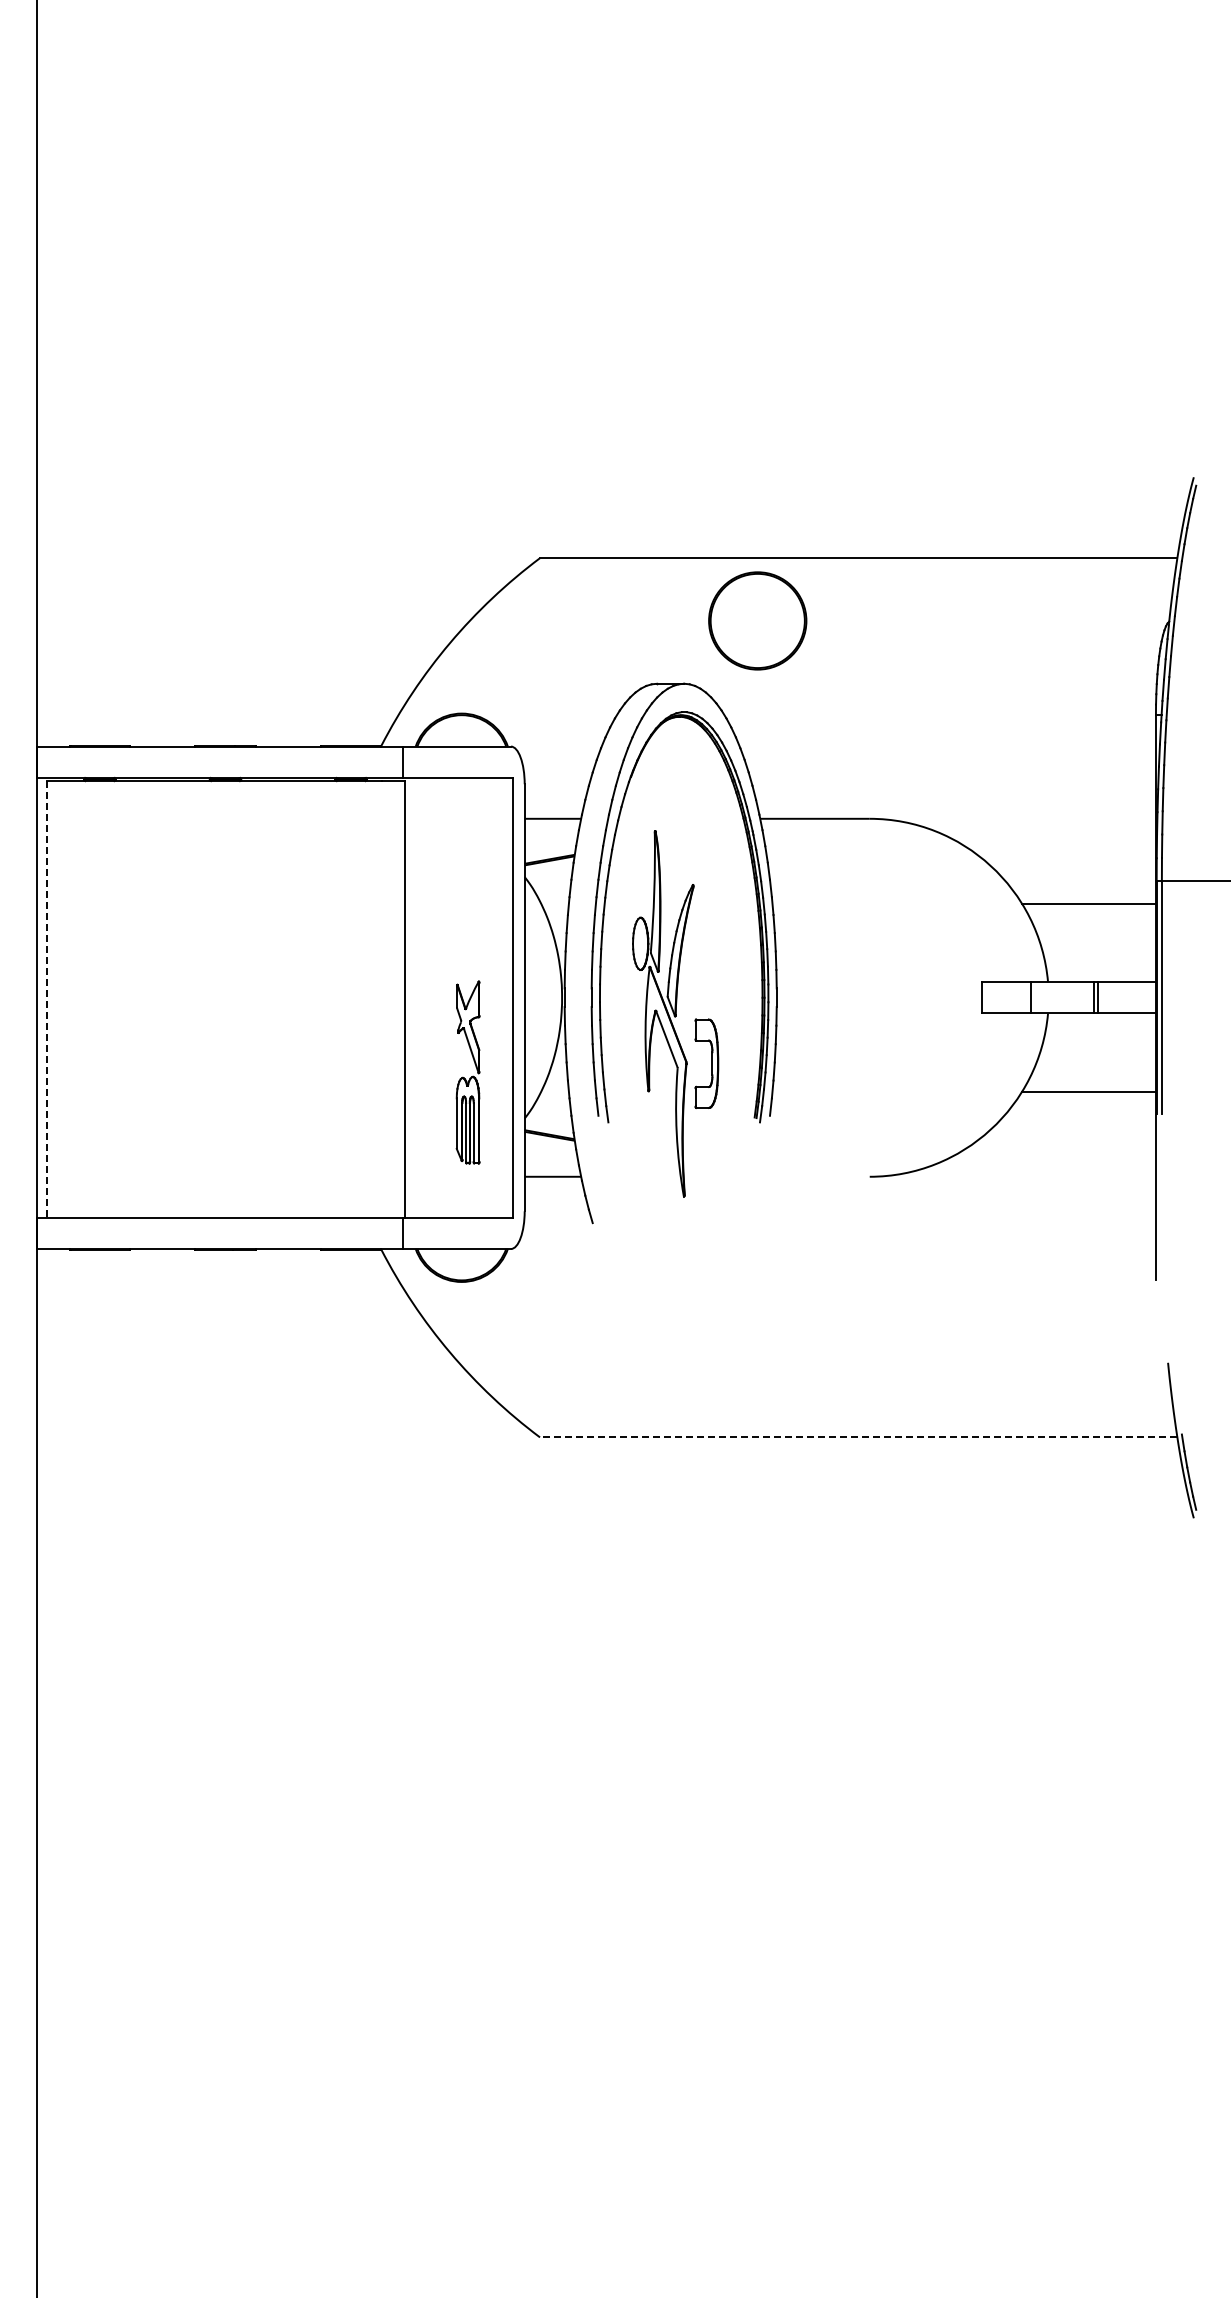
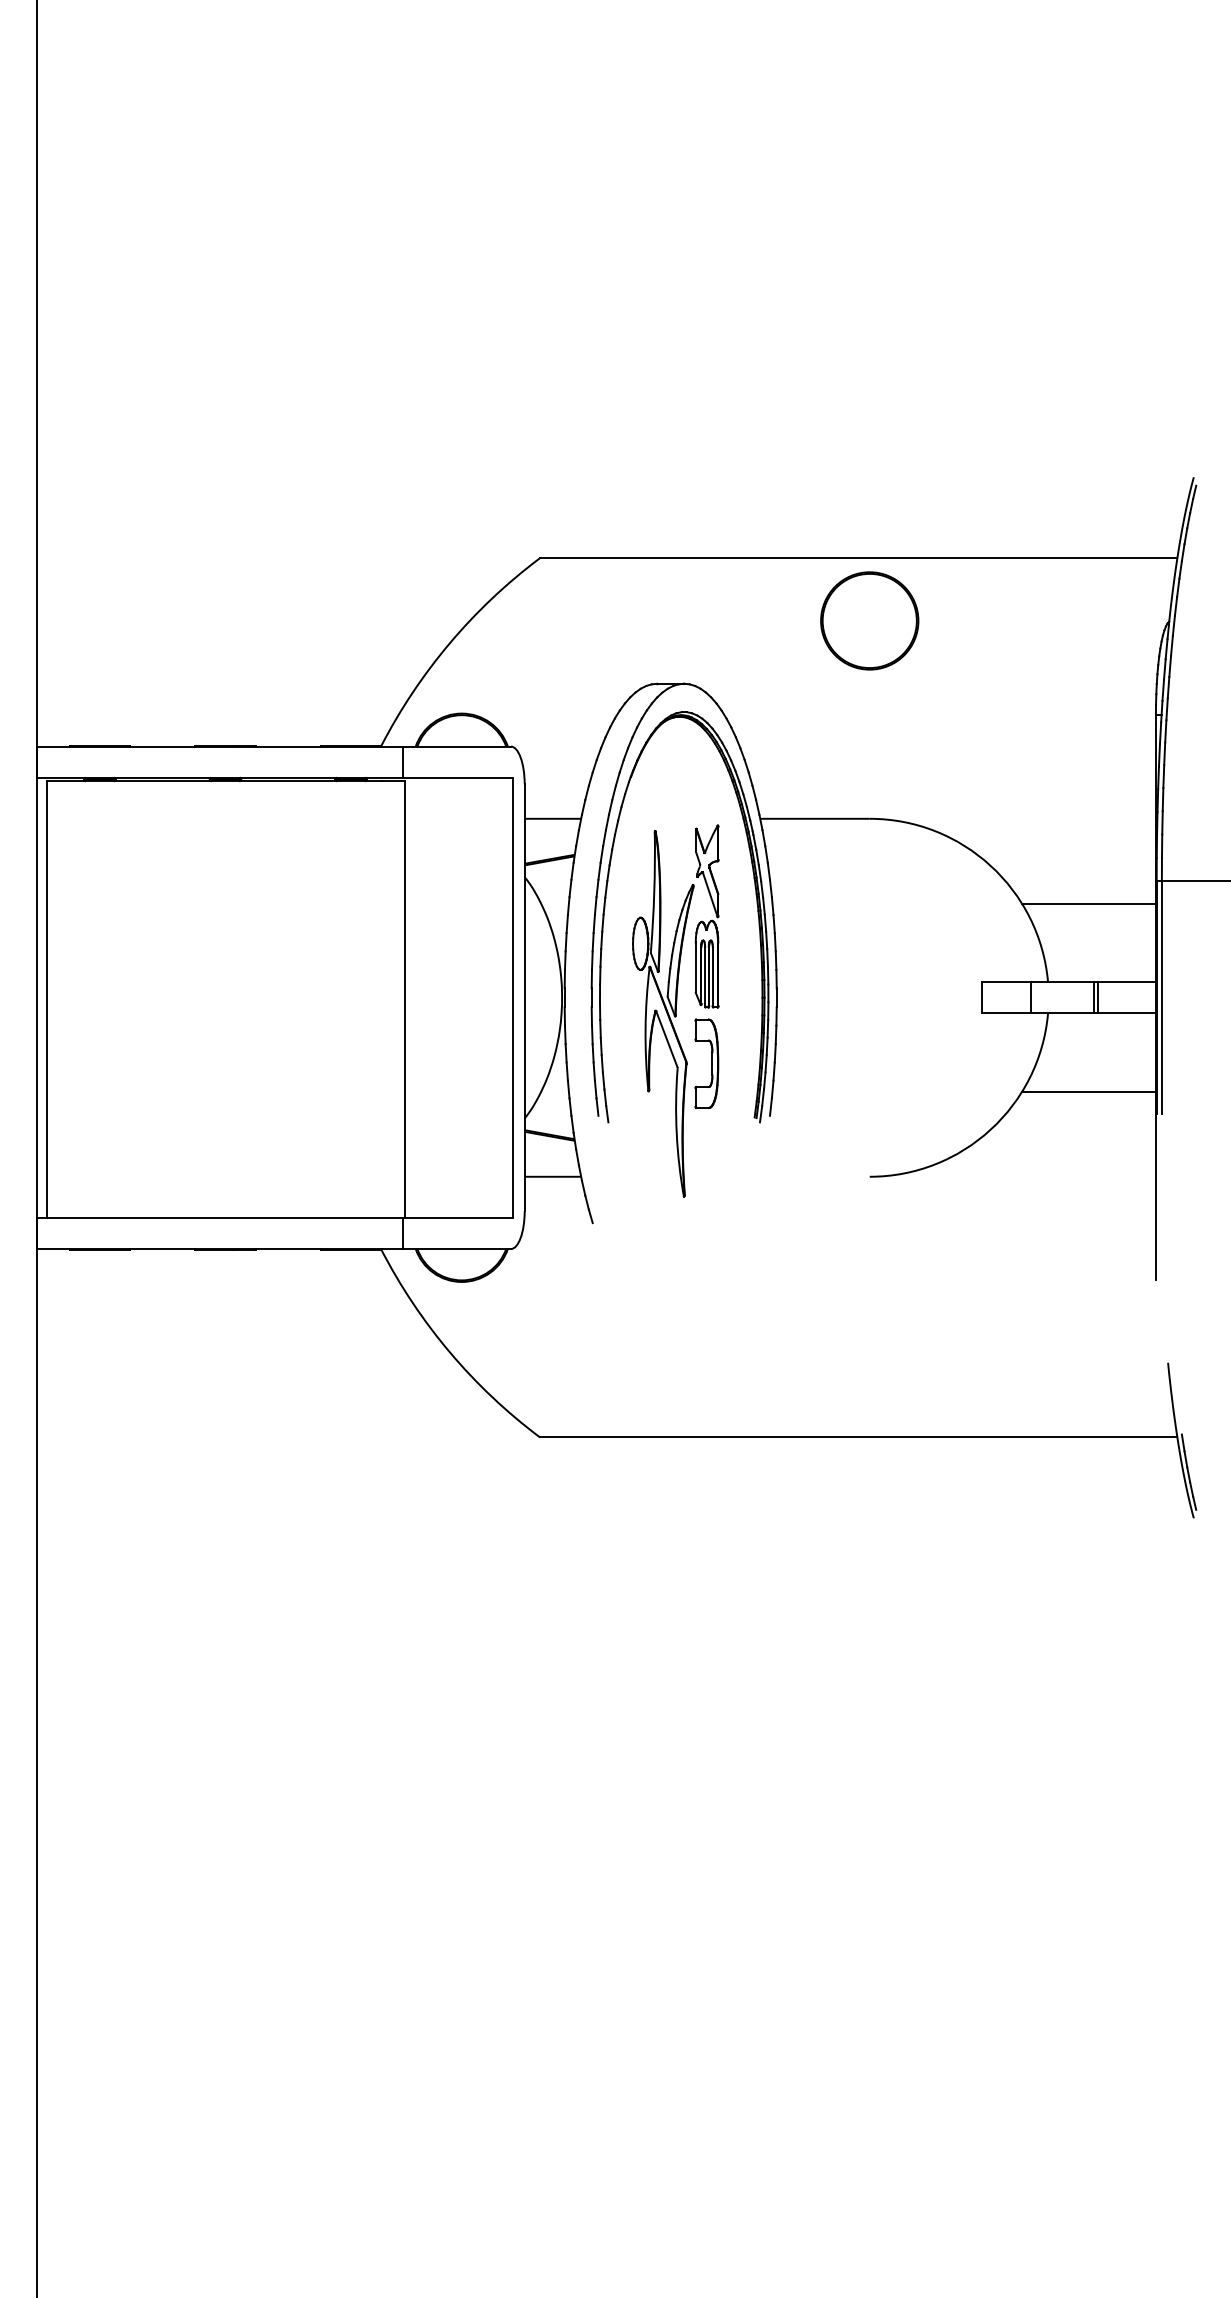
part position: (757, 620) -> (869, 620) (869, 620)
line: dashed -> solid (46, 999)
part position: (467, 1072) -> (706, 916) (706, 916)
line: dashed -> solid (858, 1437)
